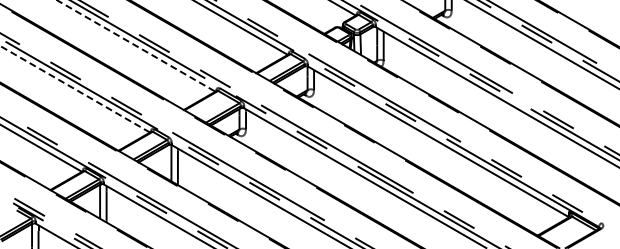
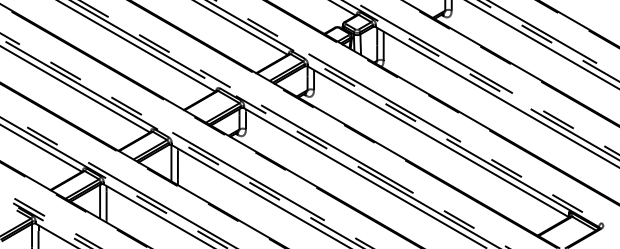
line: dashed -> solid (136, 46)
line: dashed -> solid (74, 89)
